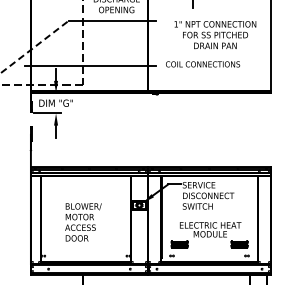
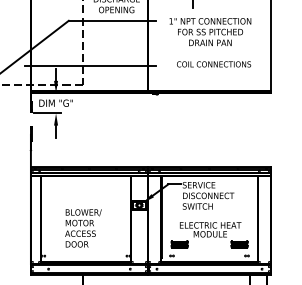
text position: (215, 34) -> (210, 31) (210, 31)
line: dashed -> solid (34, 46)
text position: (203, 64) -> (214, 64) (214, 64)
text position: (83, 222) -> (83, 228) (83, 228)
